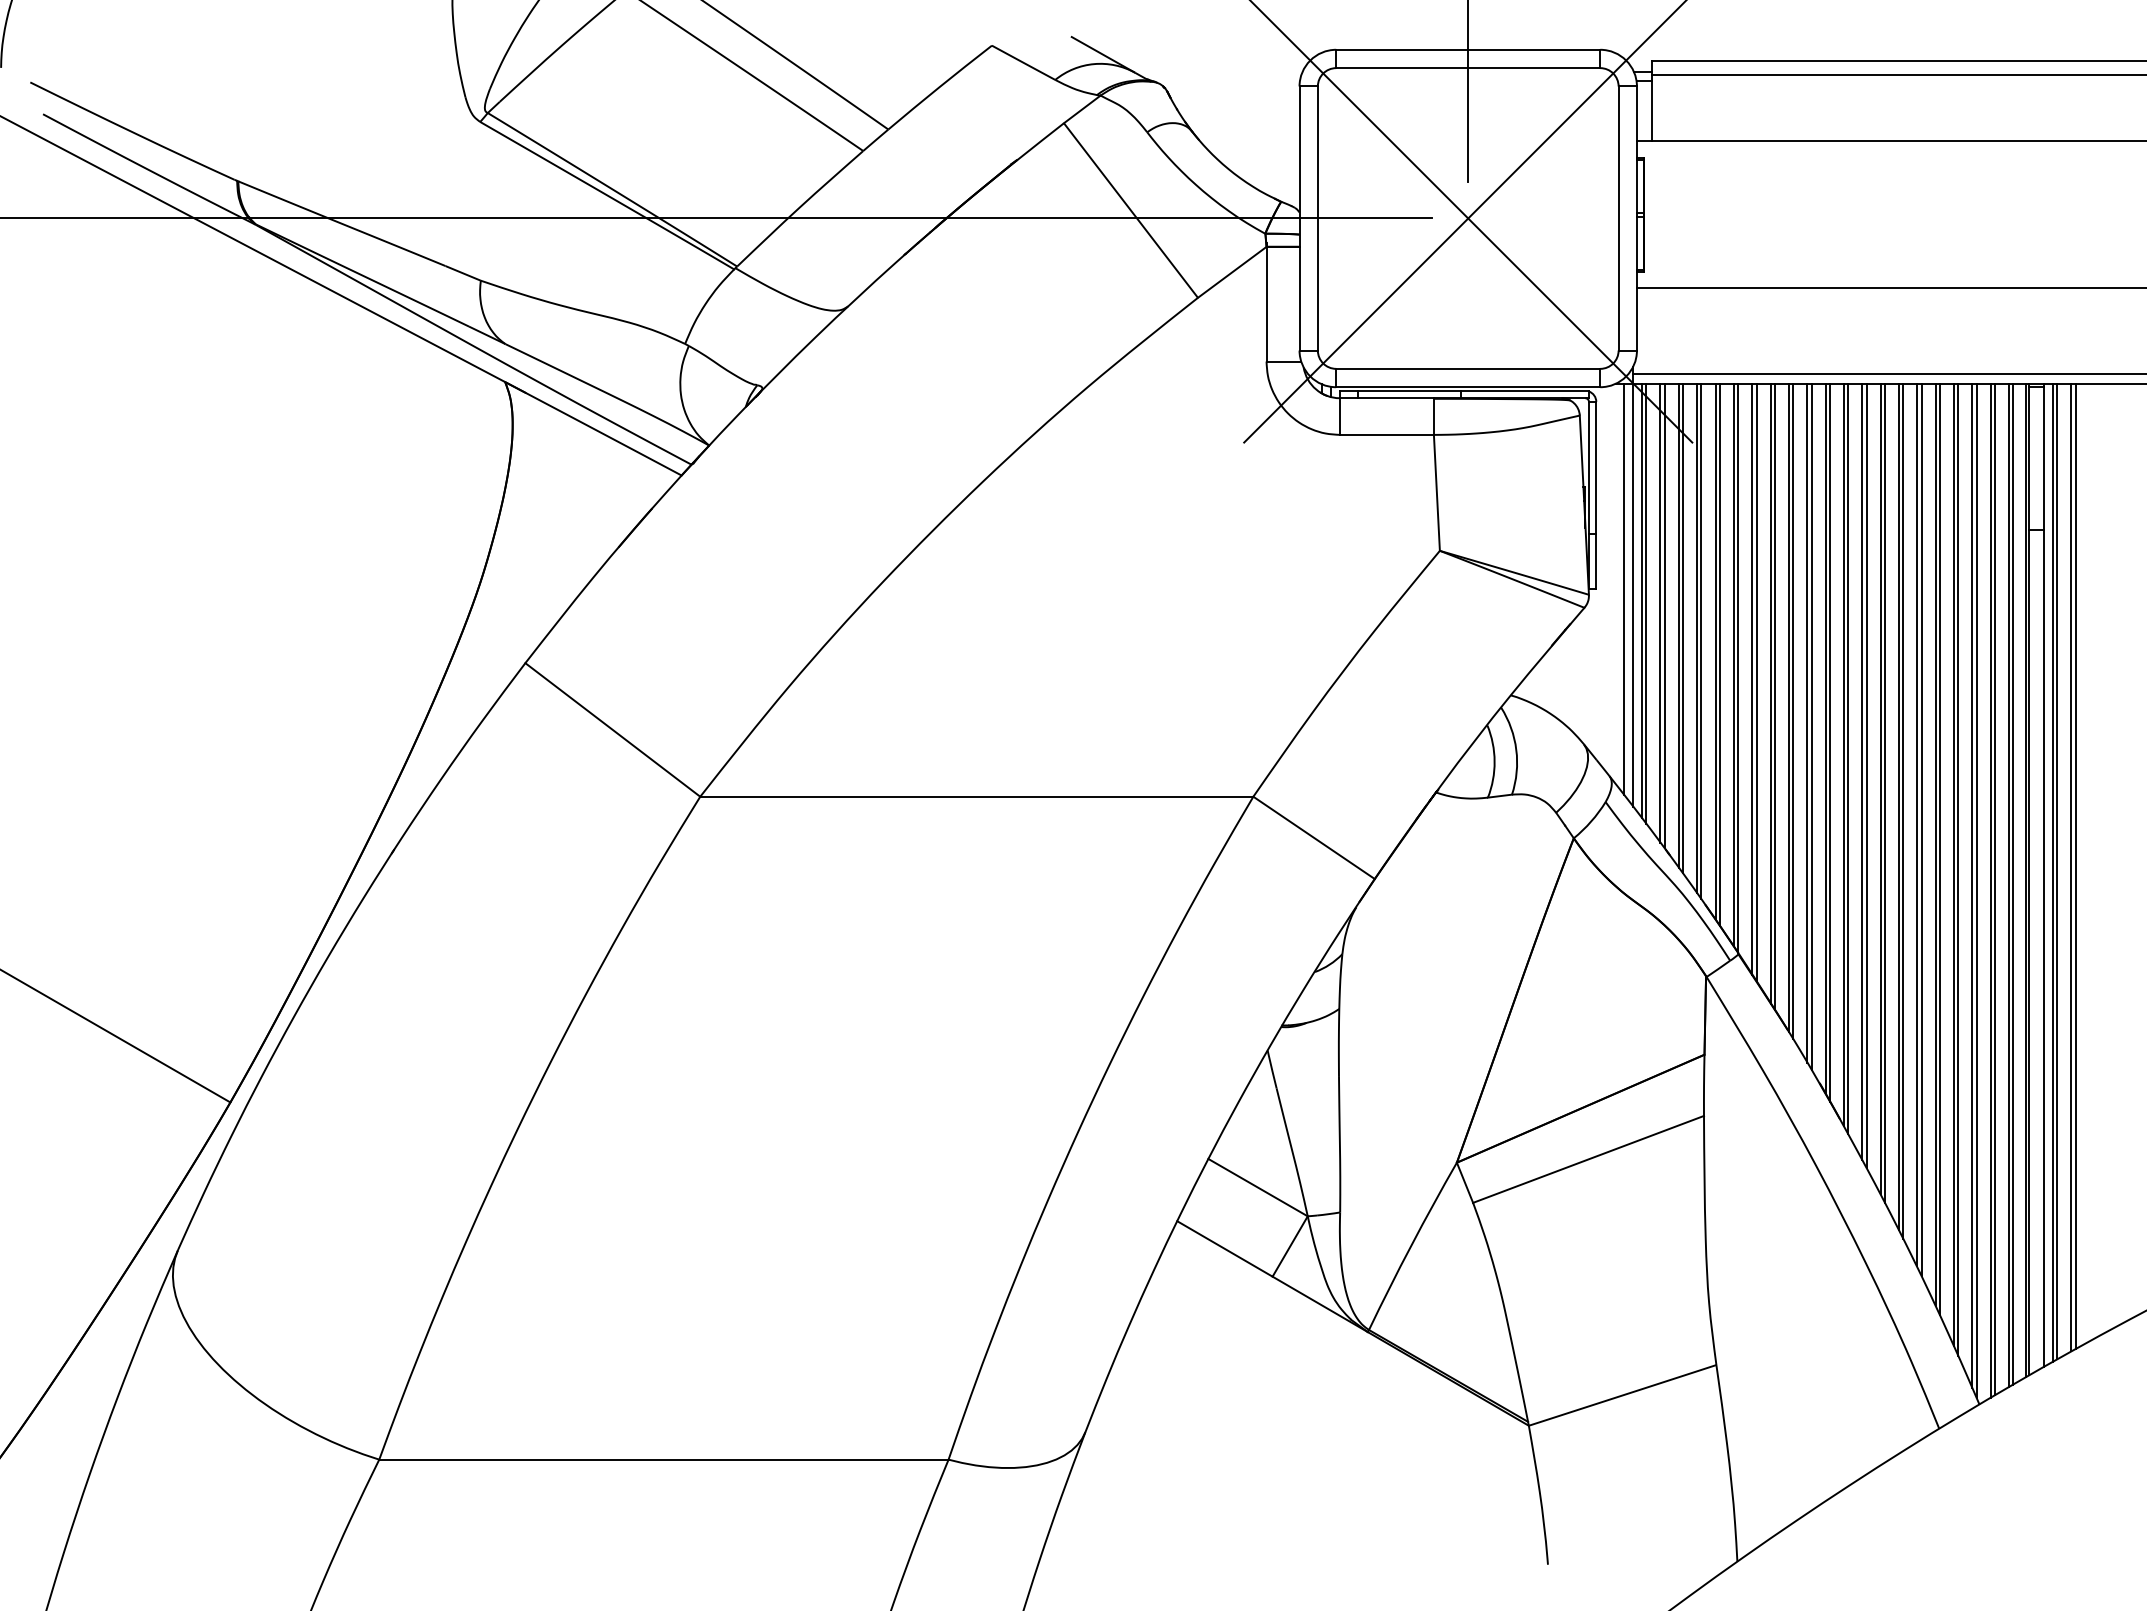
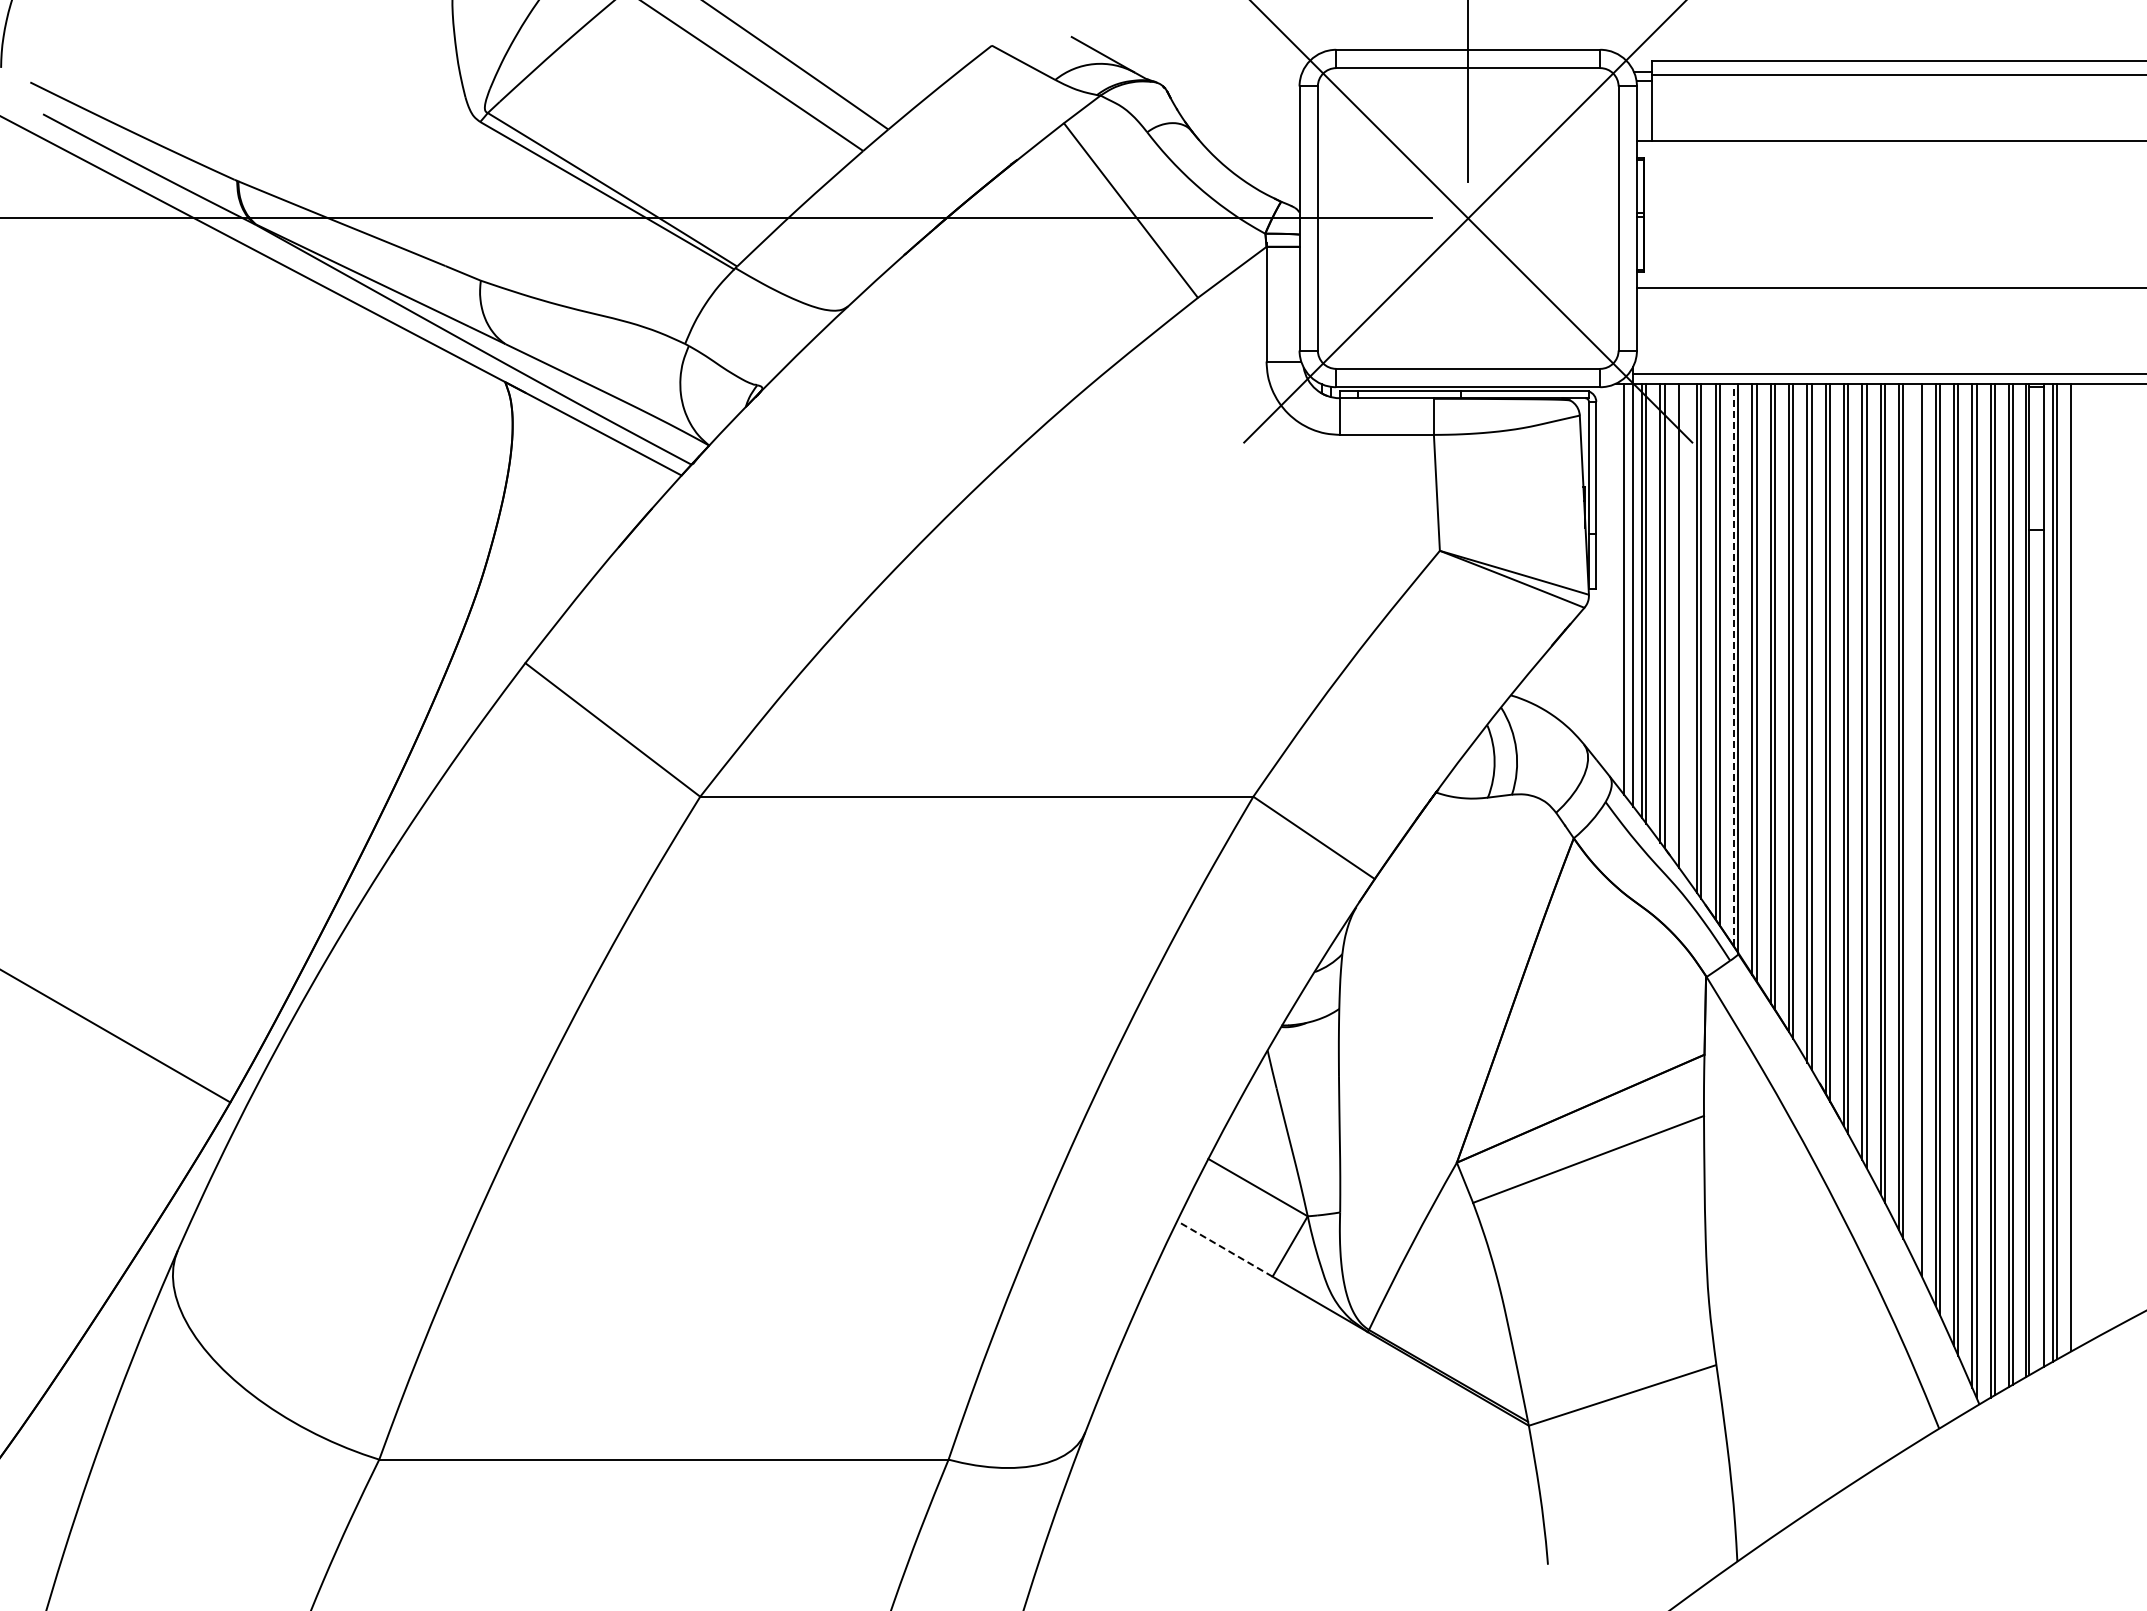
line: present -> none (1683, 628)
line: solid -> dashed (1733, 664)
line: present -> none (1917, 824)
line: present -> none (2075, 866)
line: solid -> dashed (1224, 1248)
